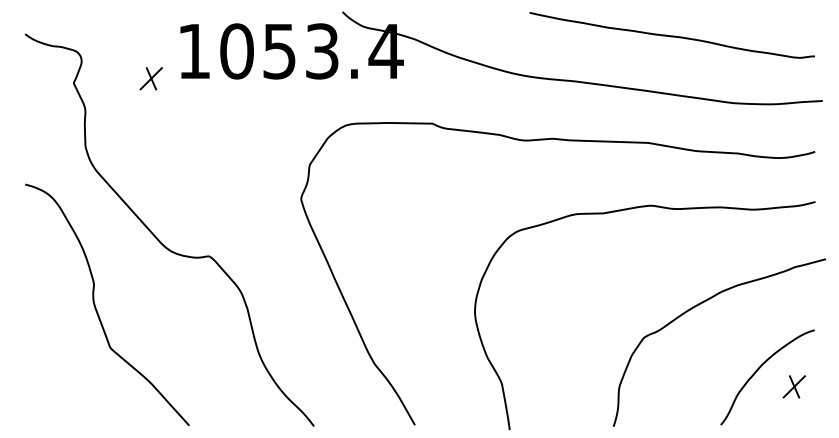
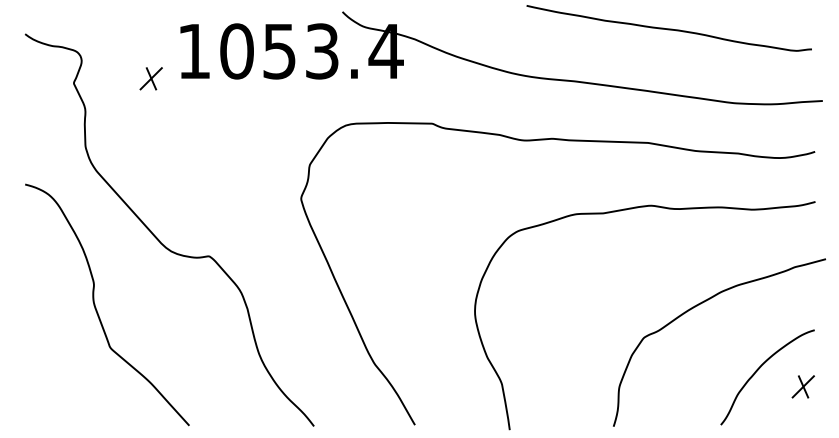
curve position: (671, 35) -> (668, 28) (668, 28)
part position: (793, 386) -> (802, 386) (802, 386)
